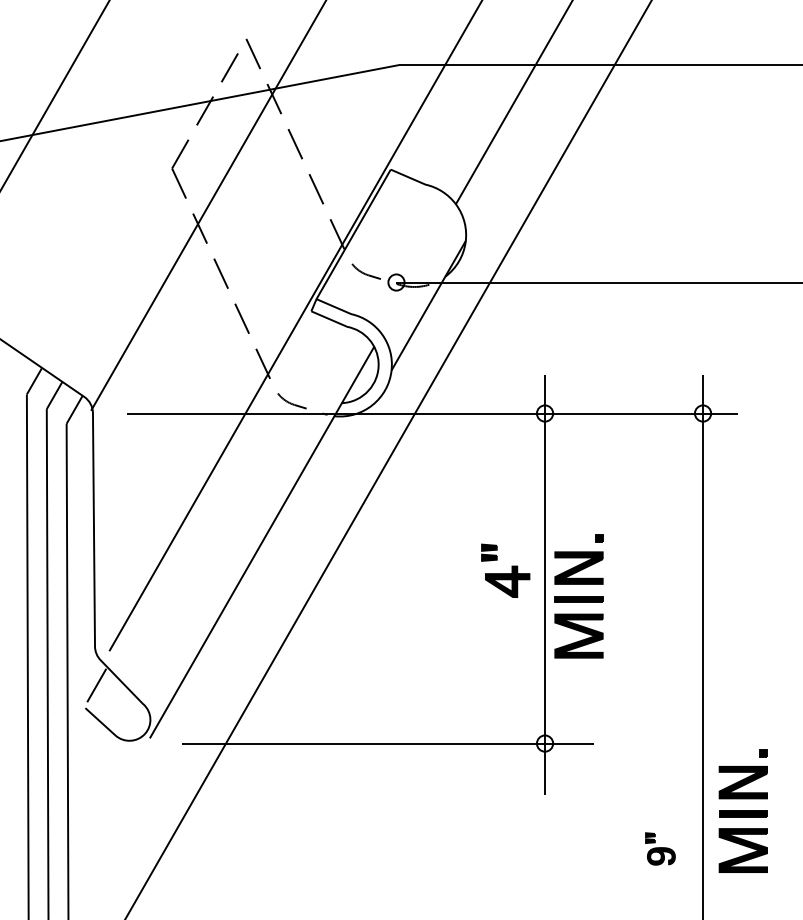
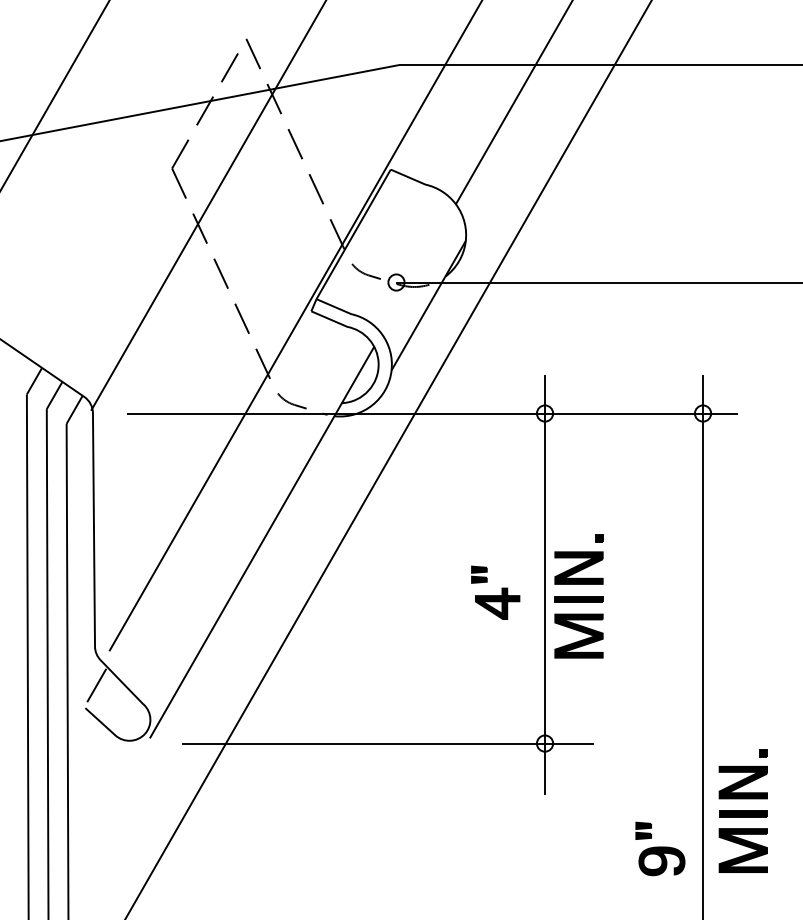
part position: (505, 570) -> (495, 592) (495, 592)
part size: 31x34 px -> 51x56 px (660, 848)
